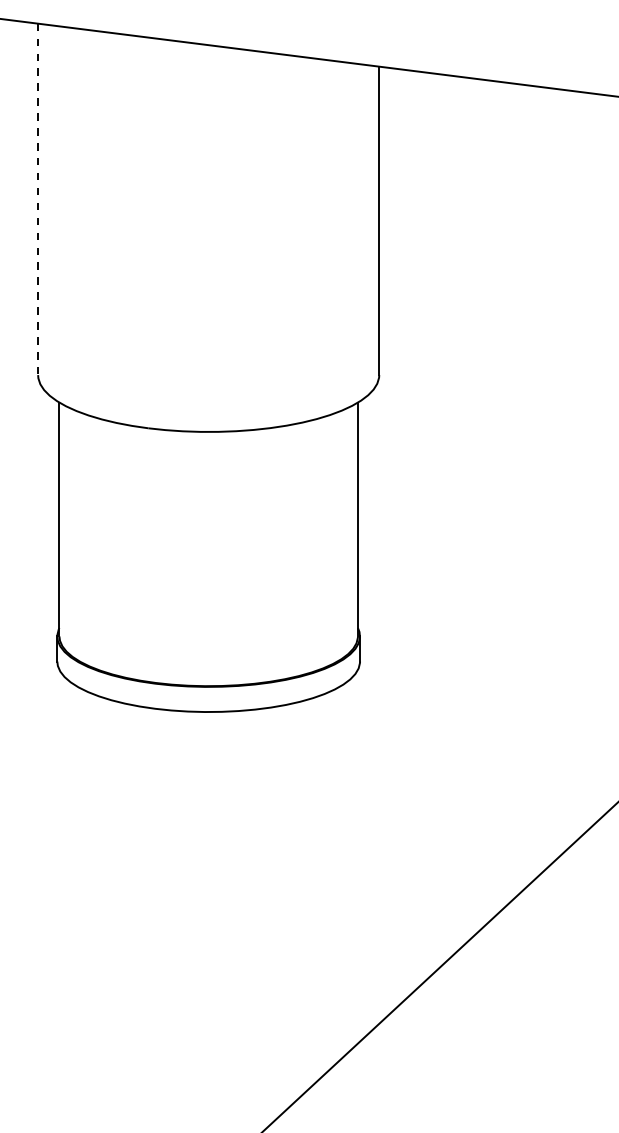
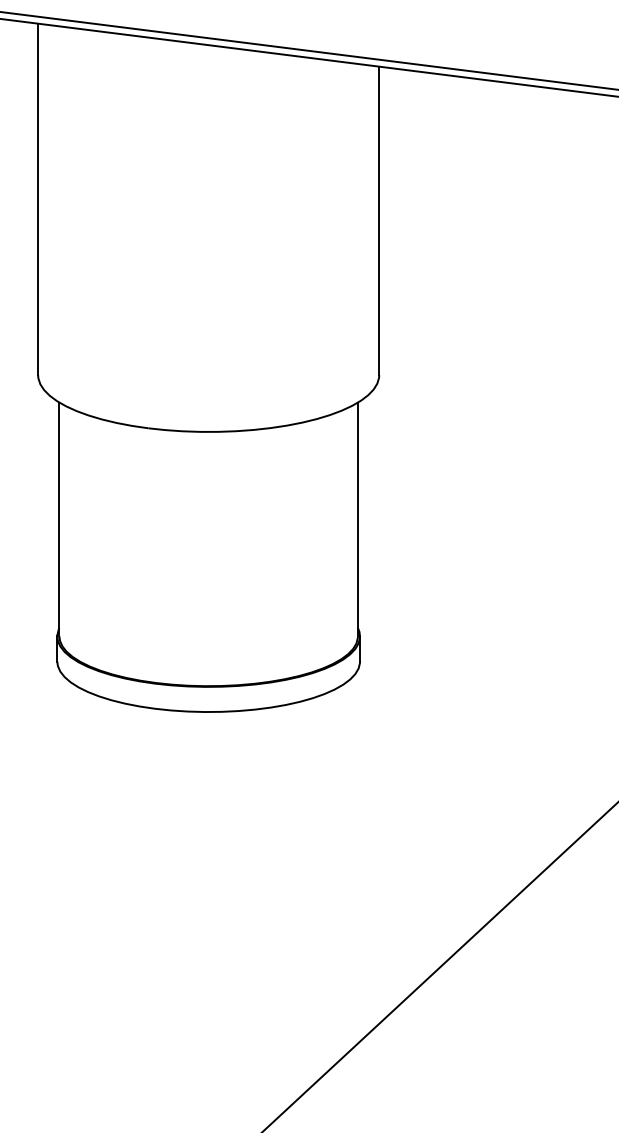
line: none -> present (308, 50)
line: dashed -> solid (38, 199)
